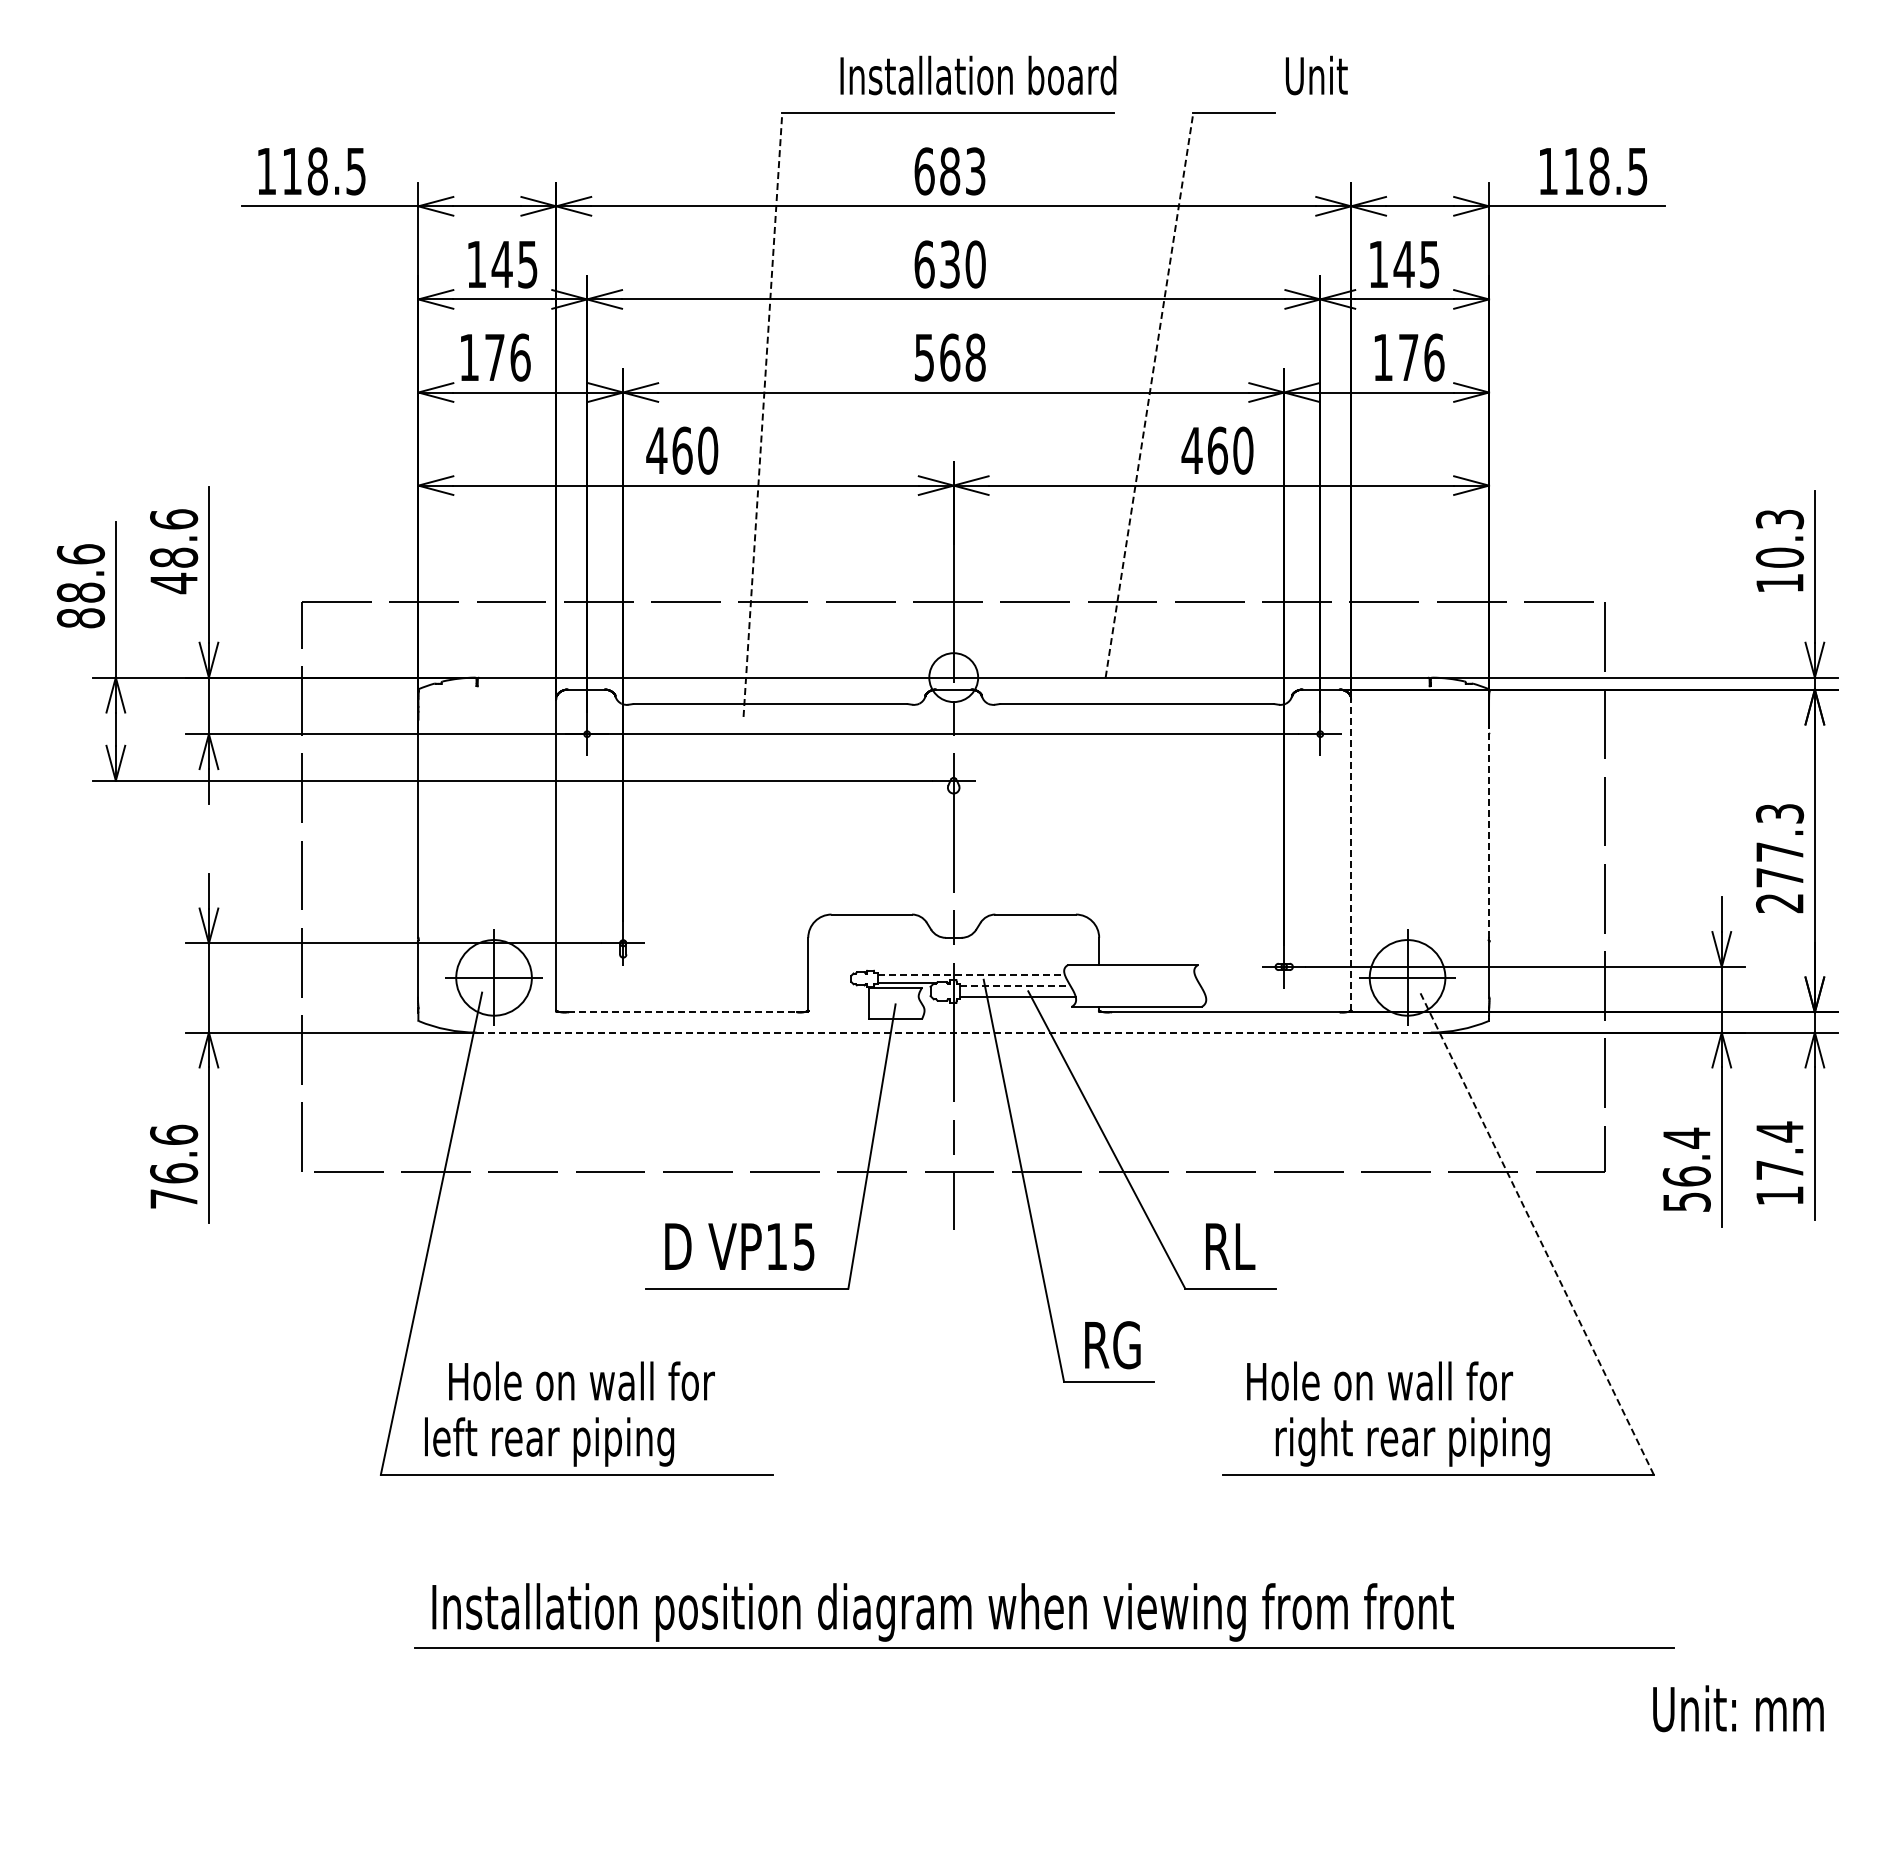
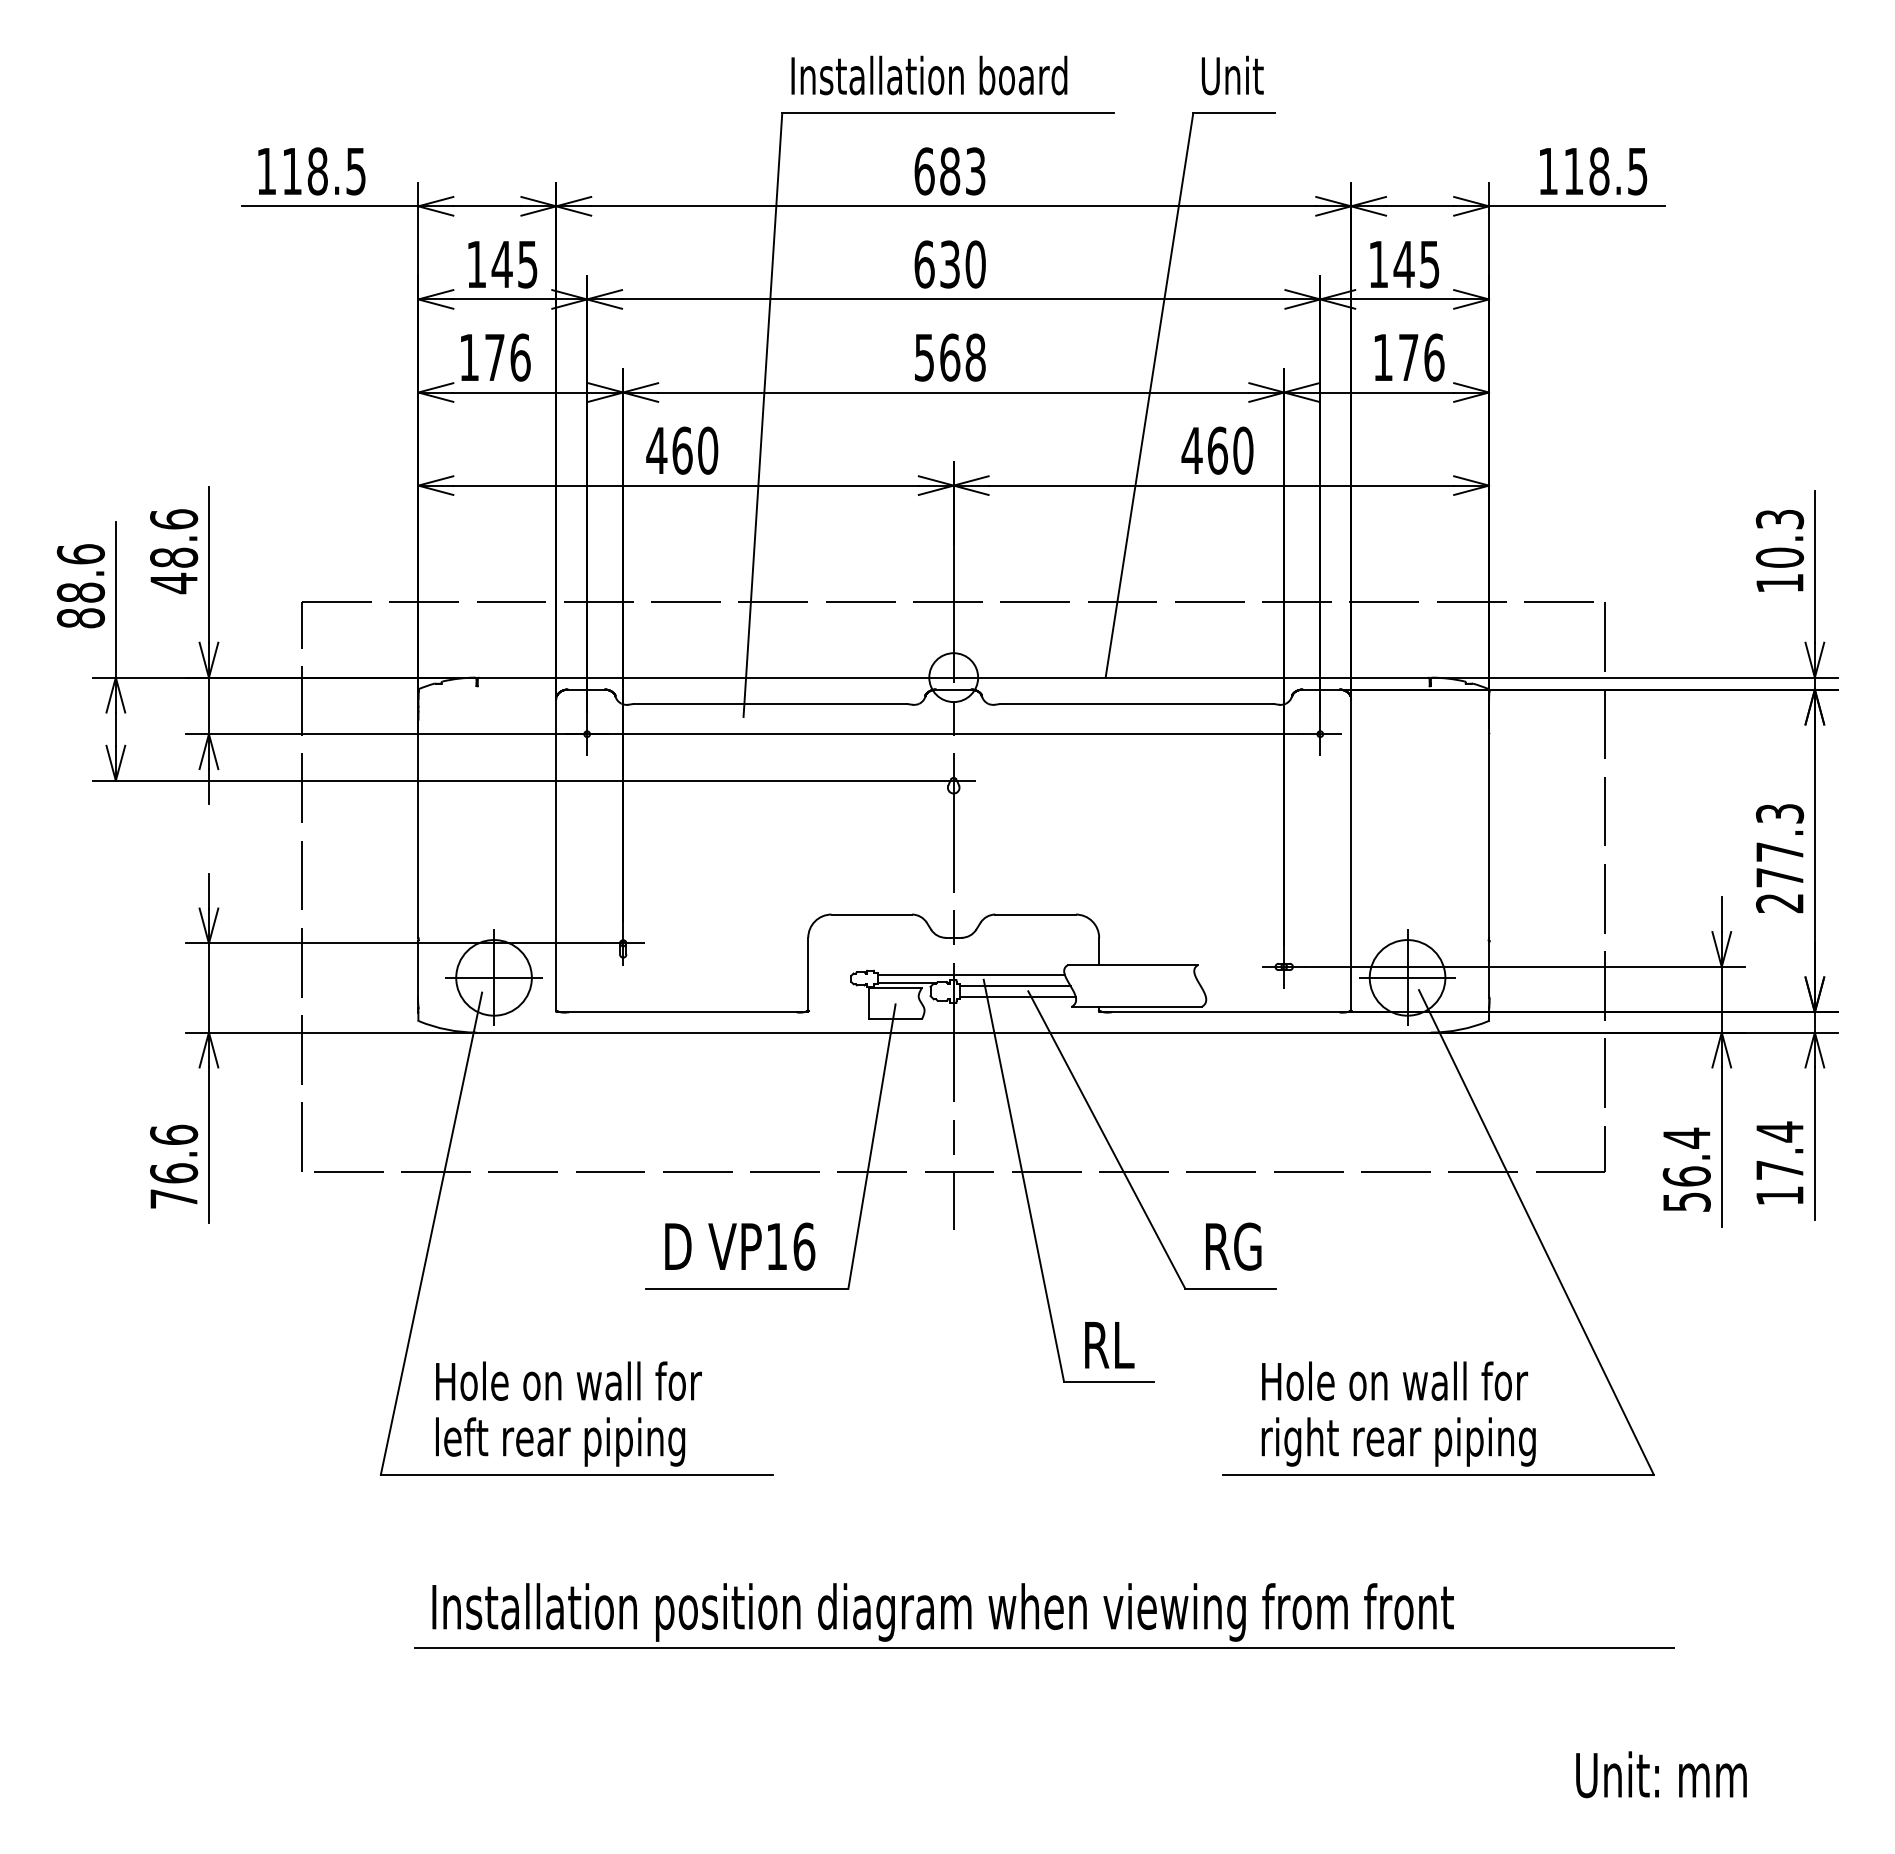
text position: (978, 75) -> (929, 75) (929, 75)
text position: (1316, 75) -> (1232, 75) (1232, 75)
line: dashed -> solid (1149, 395)
line: dashed -> solid (762, 414)
line: dashed -> solid (1489, 832)
line: dashed -> solid (1351, 855)
line: dashed -> solid (971, 975)
line: dashed -> solid (1015, 985)
line: dashed -> solid (682, 1012)
line: dashed -> solid (954, 1032)
line: dashed -> solid (1536, 1231)
text: VP15 -> VP16 (804, 1246)
text: RL -> RG (1247, 1246)
text: RG -> RL (1126, 1345)
text position: (581, 1380) -> (568, 1380) (568, 1380)
text position: (1379, 1380) -> (1394, 1380) (1394, 1380)
text position: (549, 1441) -> (560, 1441) (560, 1441)
text position: (1412, 1441) -> (1398, 1441) (1398, 1441)
text position: (1738, 1708) -> (1661, 1774) (1661, 1774)
